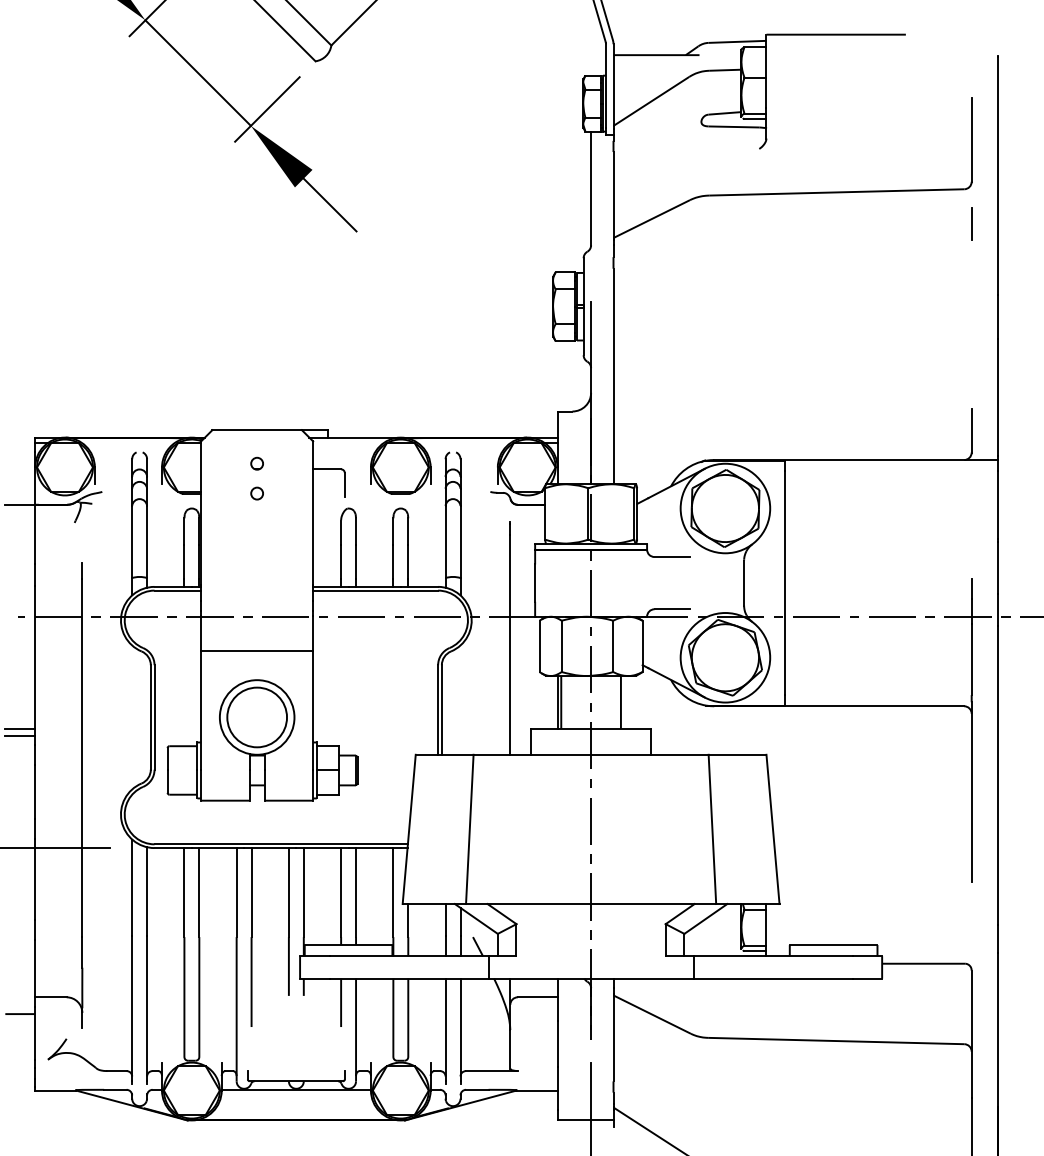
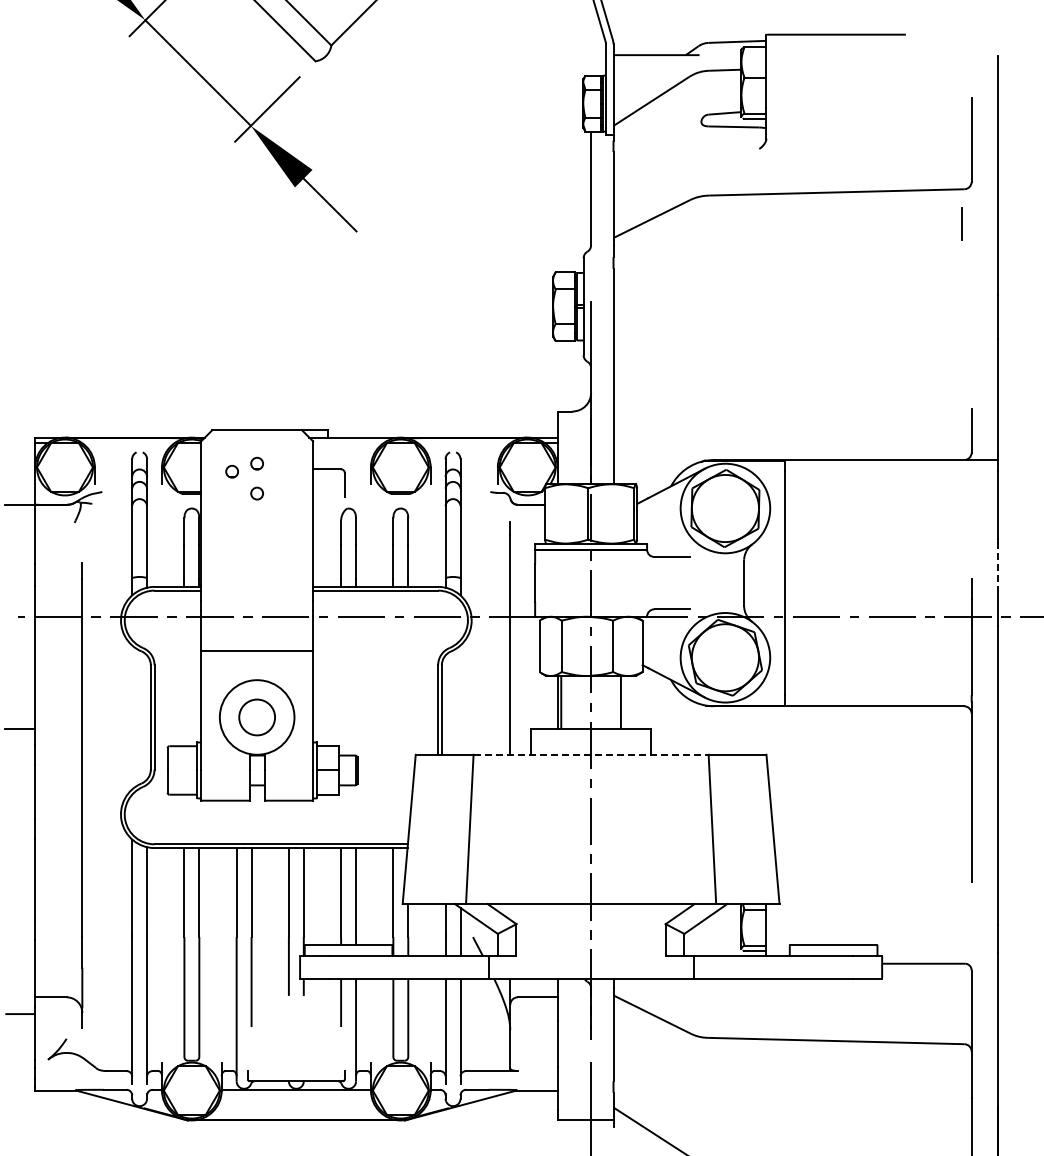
line position: (971, 223) -> (961, 223) (961, 223)
part: none -> present (231, 471)
line: solid -> dashed (997, 568)
circle diameter: 60 px -> 36 px (257, 717)
line: present -> none (20, 736)
line: solid -> dashed (591, 754)
line: present -> none (55, 848)
